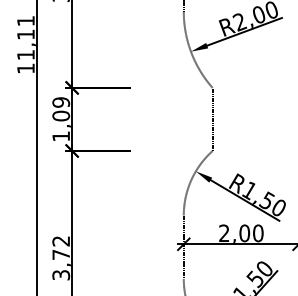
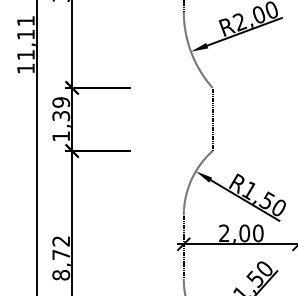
text: 1,09 -> 1,39 (61, 115)
text: 3,72 -> 8,72 (61, 275)
